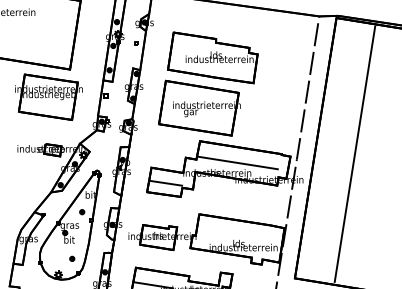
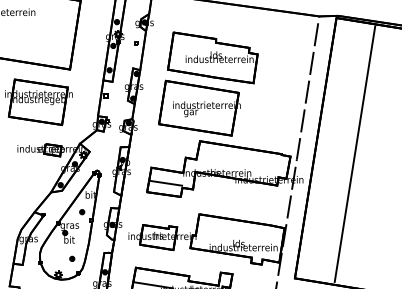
part position: (48, 96) -> (38, 101) (38, 101)
line: present -> none (237, 162)
